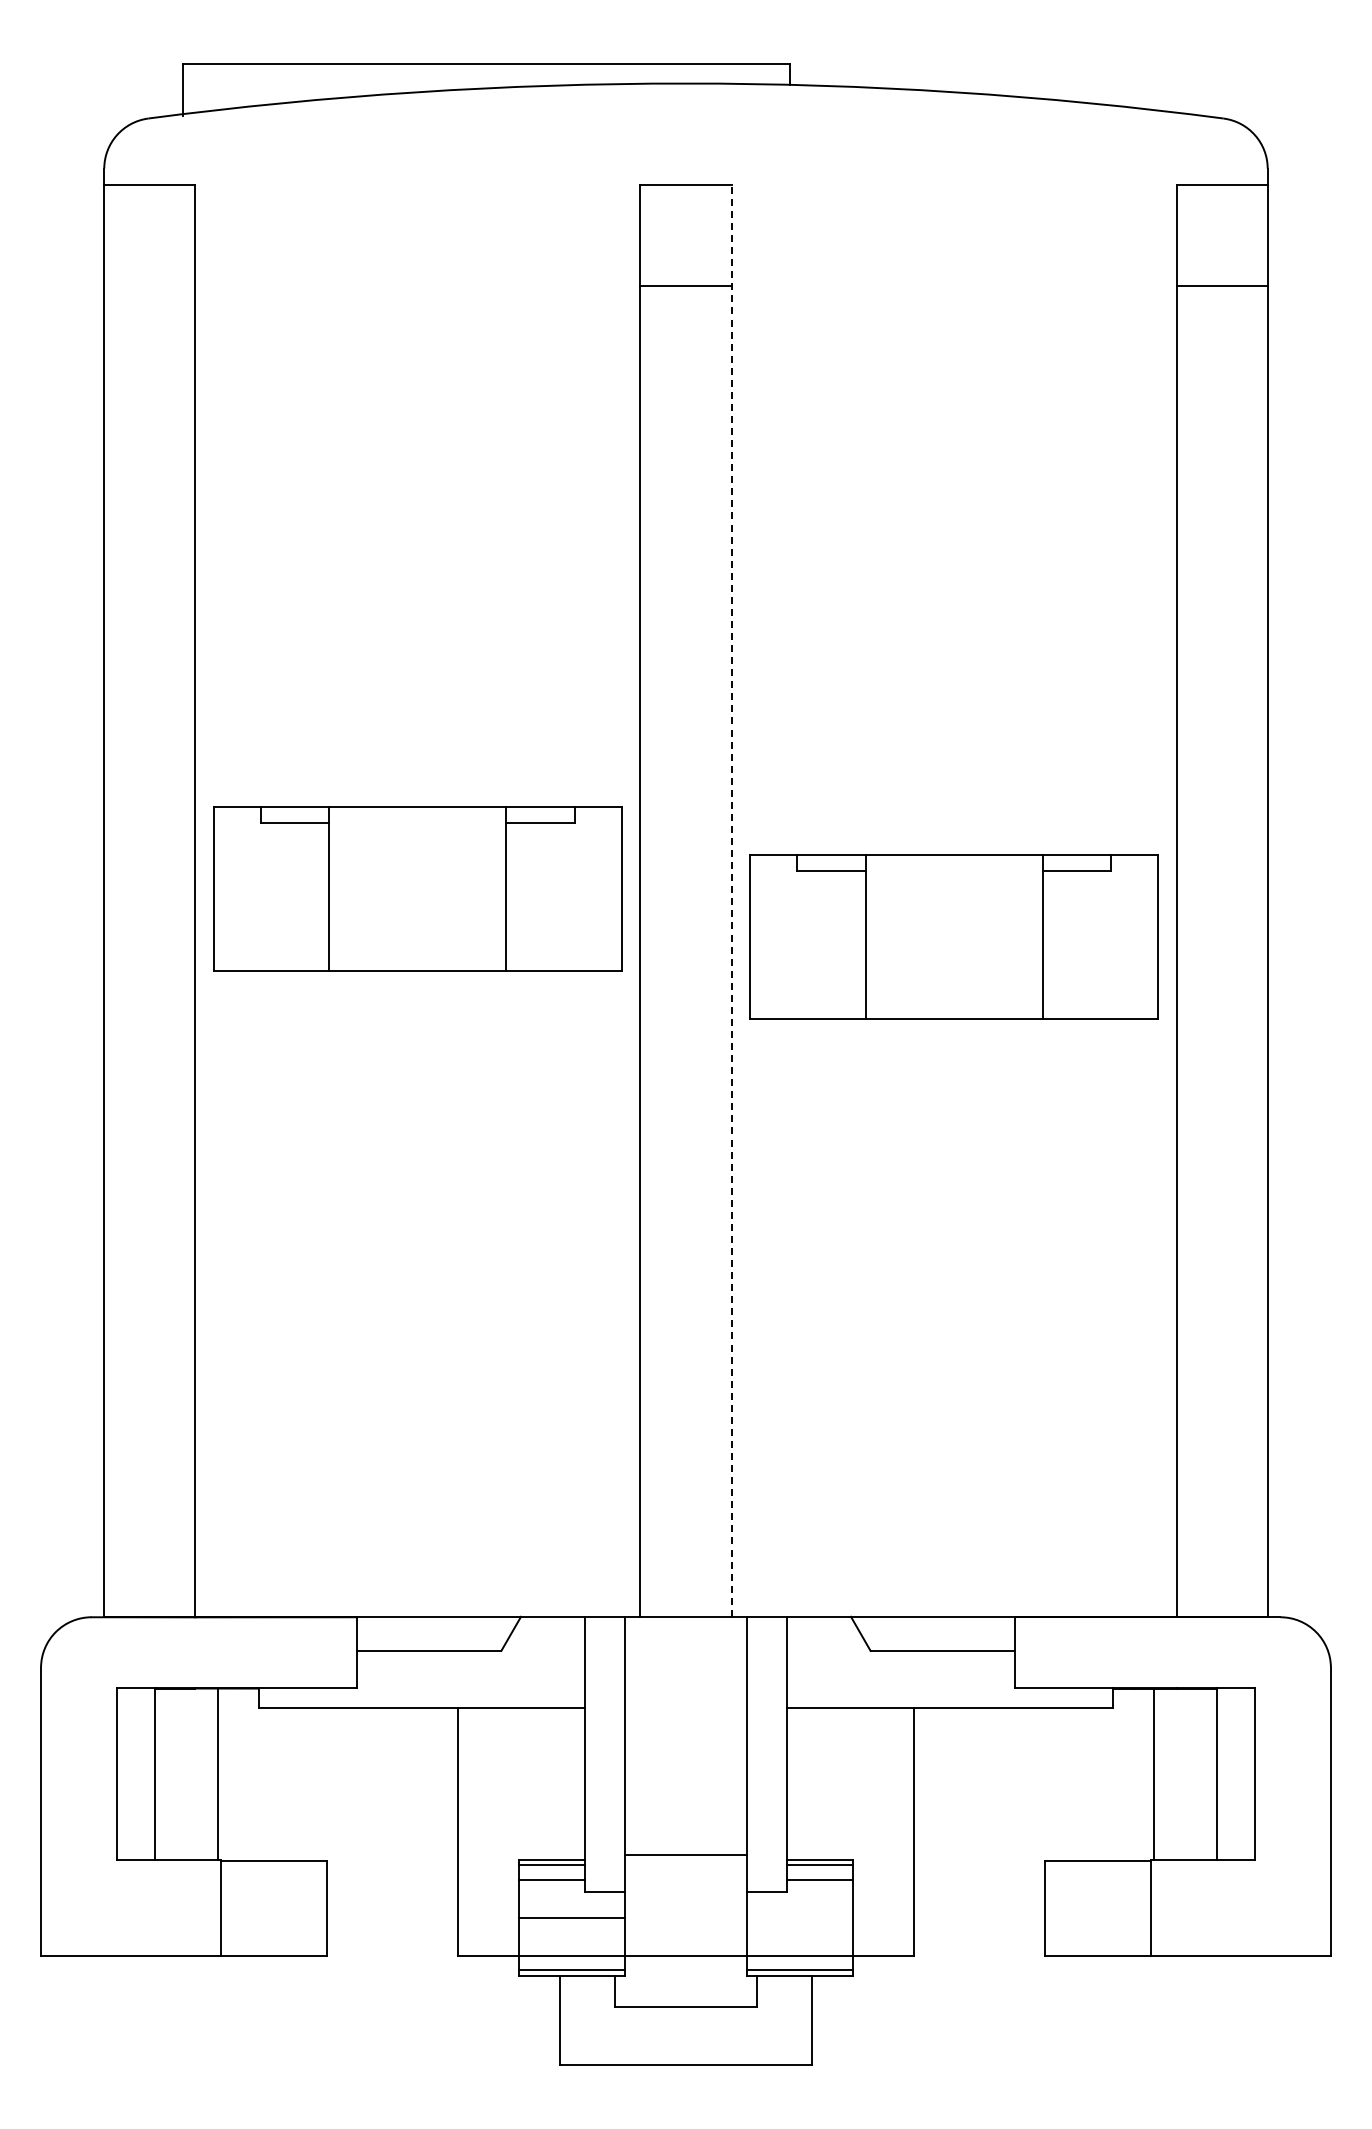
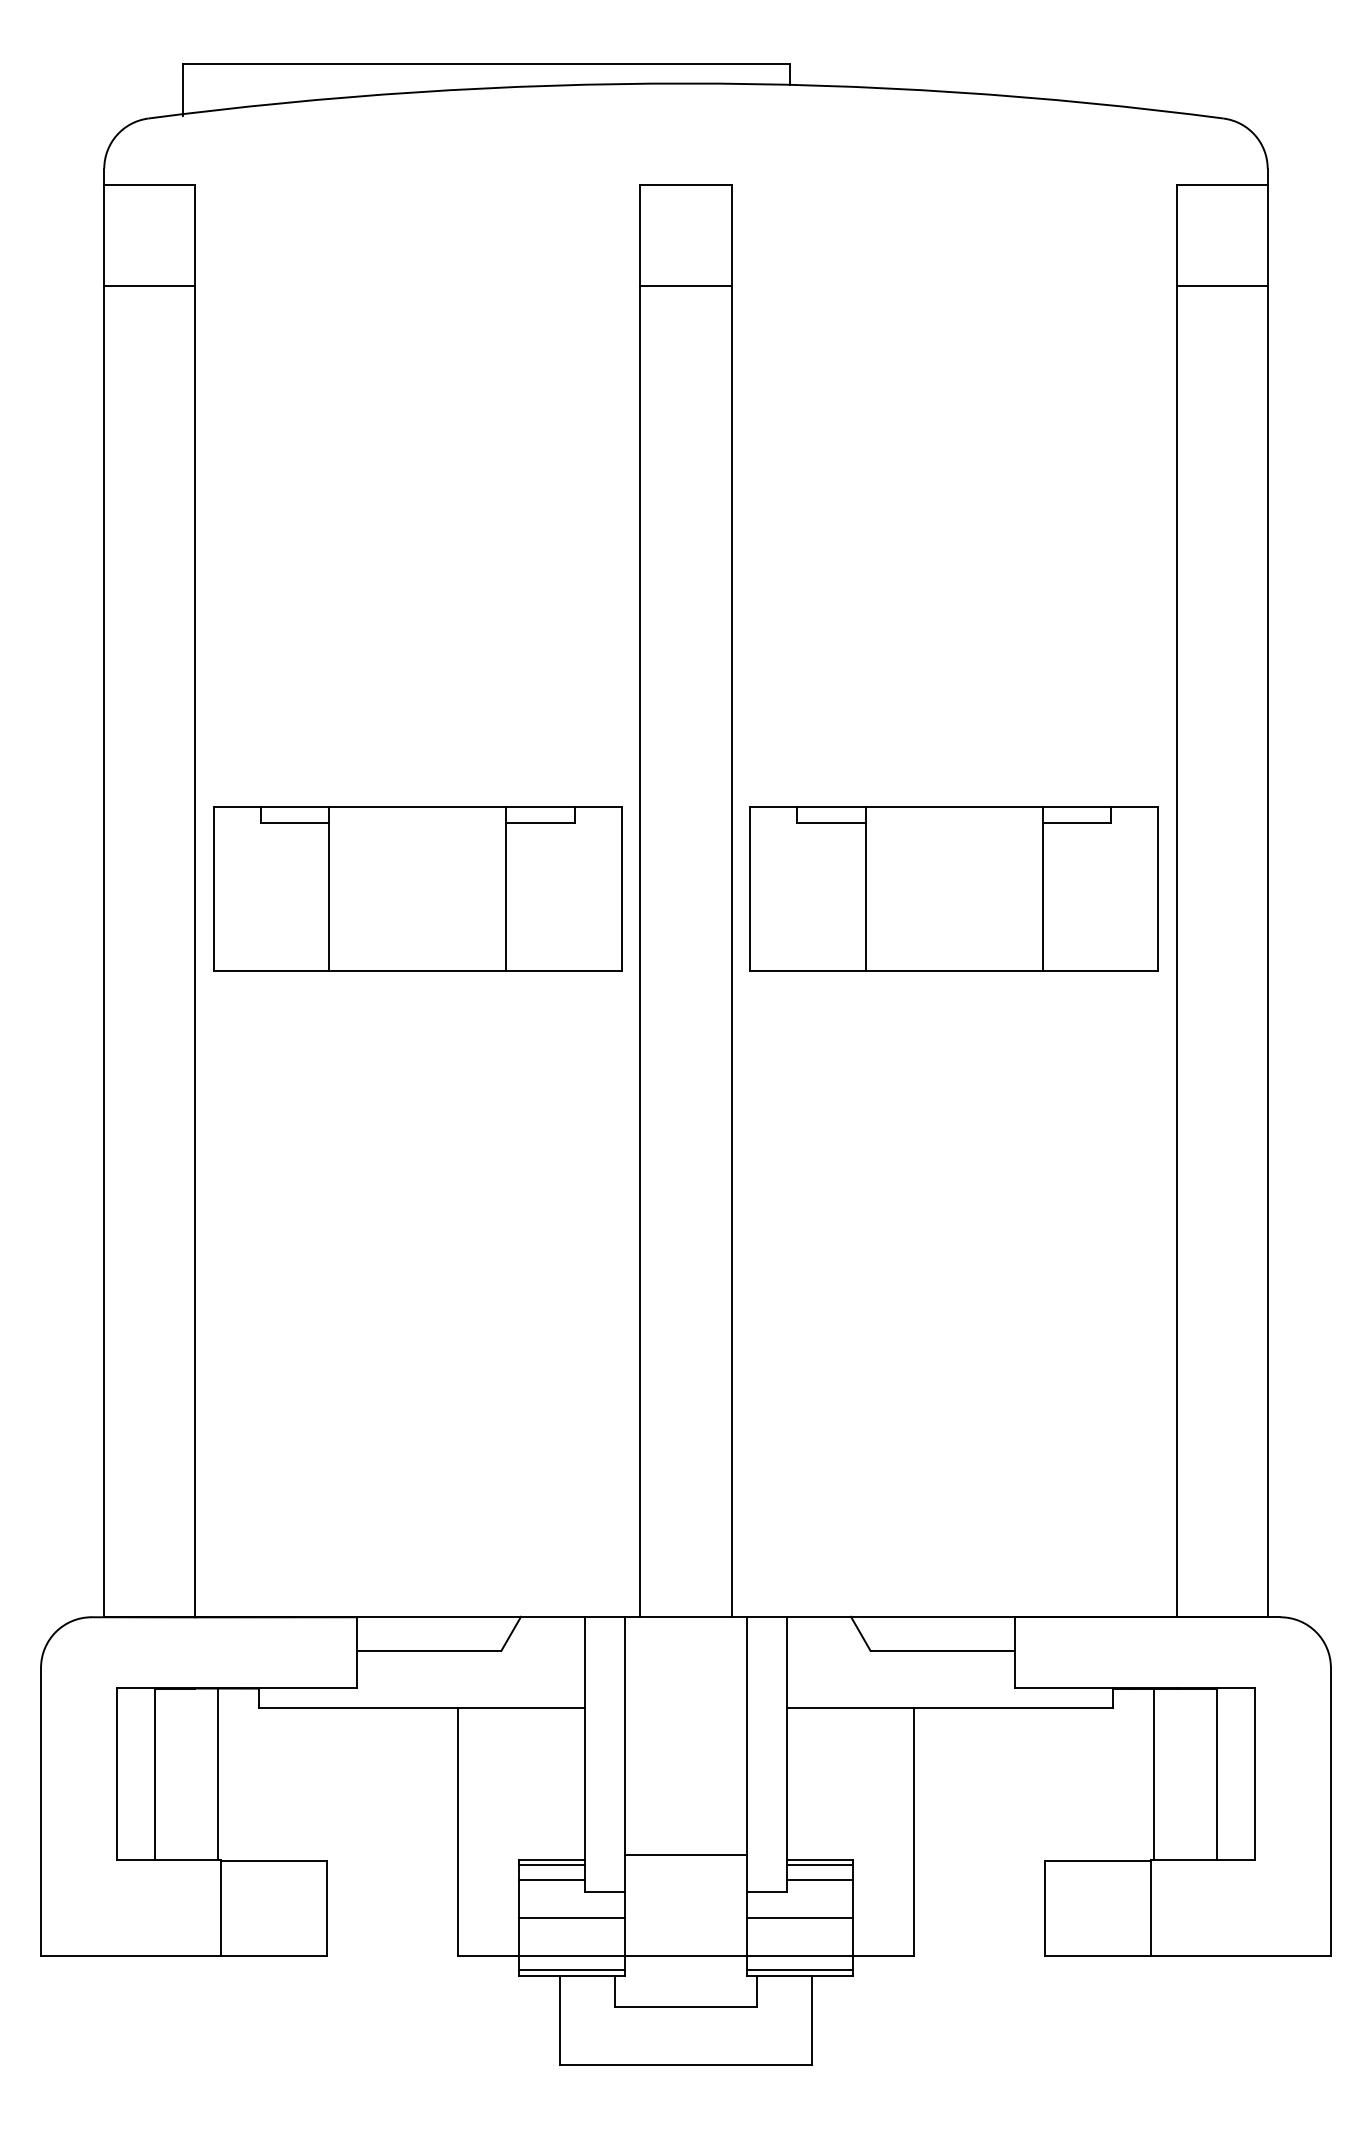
line: none -> present (149, 286)
line: dashed -> solid (731, 901)
part position: (953, 936) -> (953, 888) (953, 888)
line: none -> present (799, 1917)
